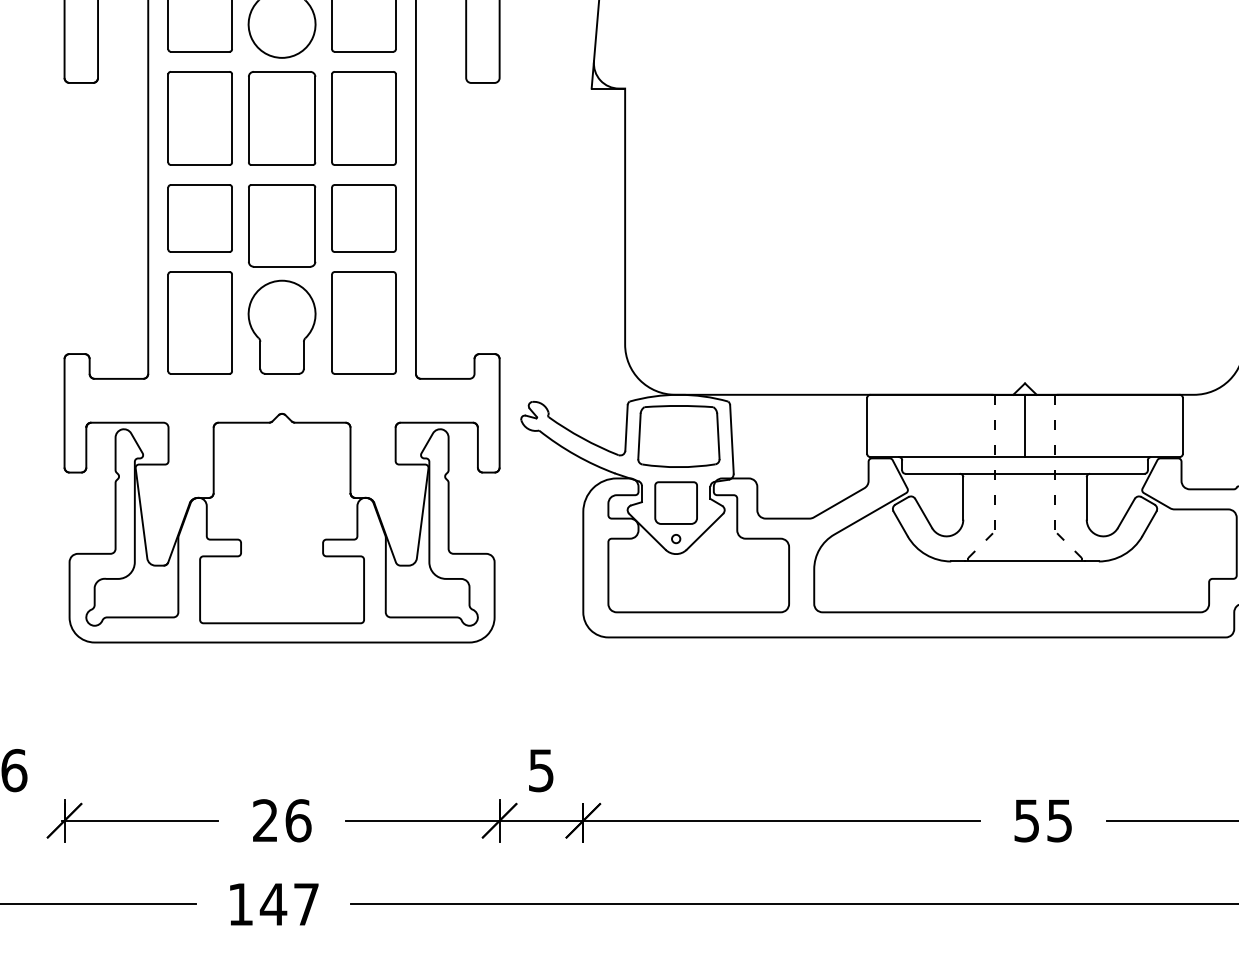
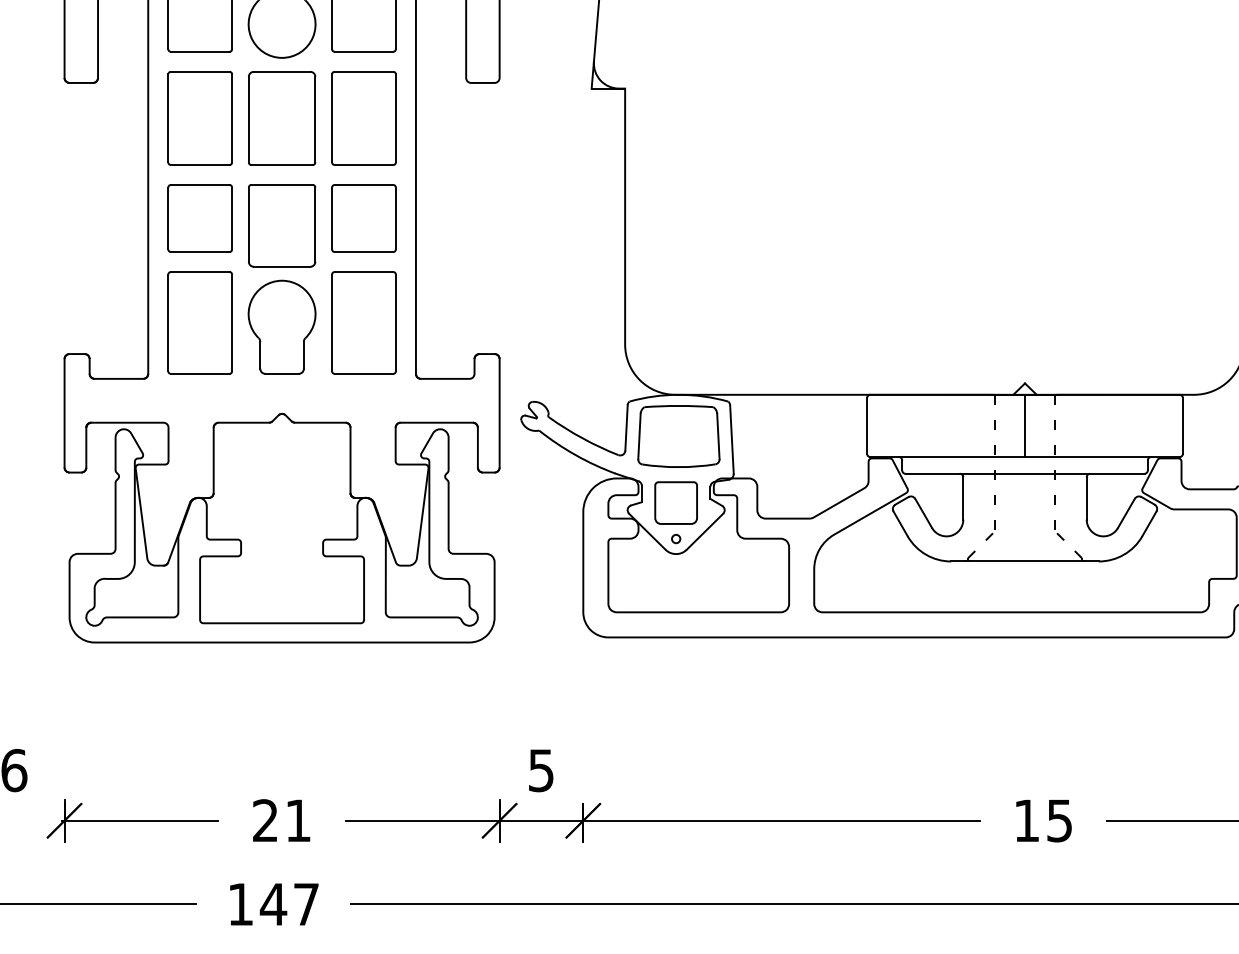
text: 26 -> 21 (298, 820)
text: 55 -> 15 (1026, 820)
